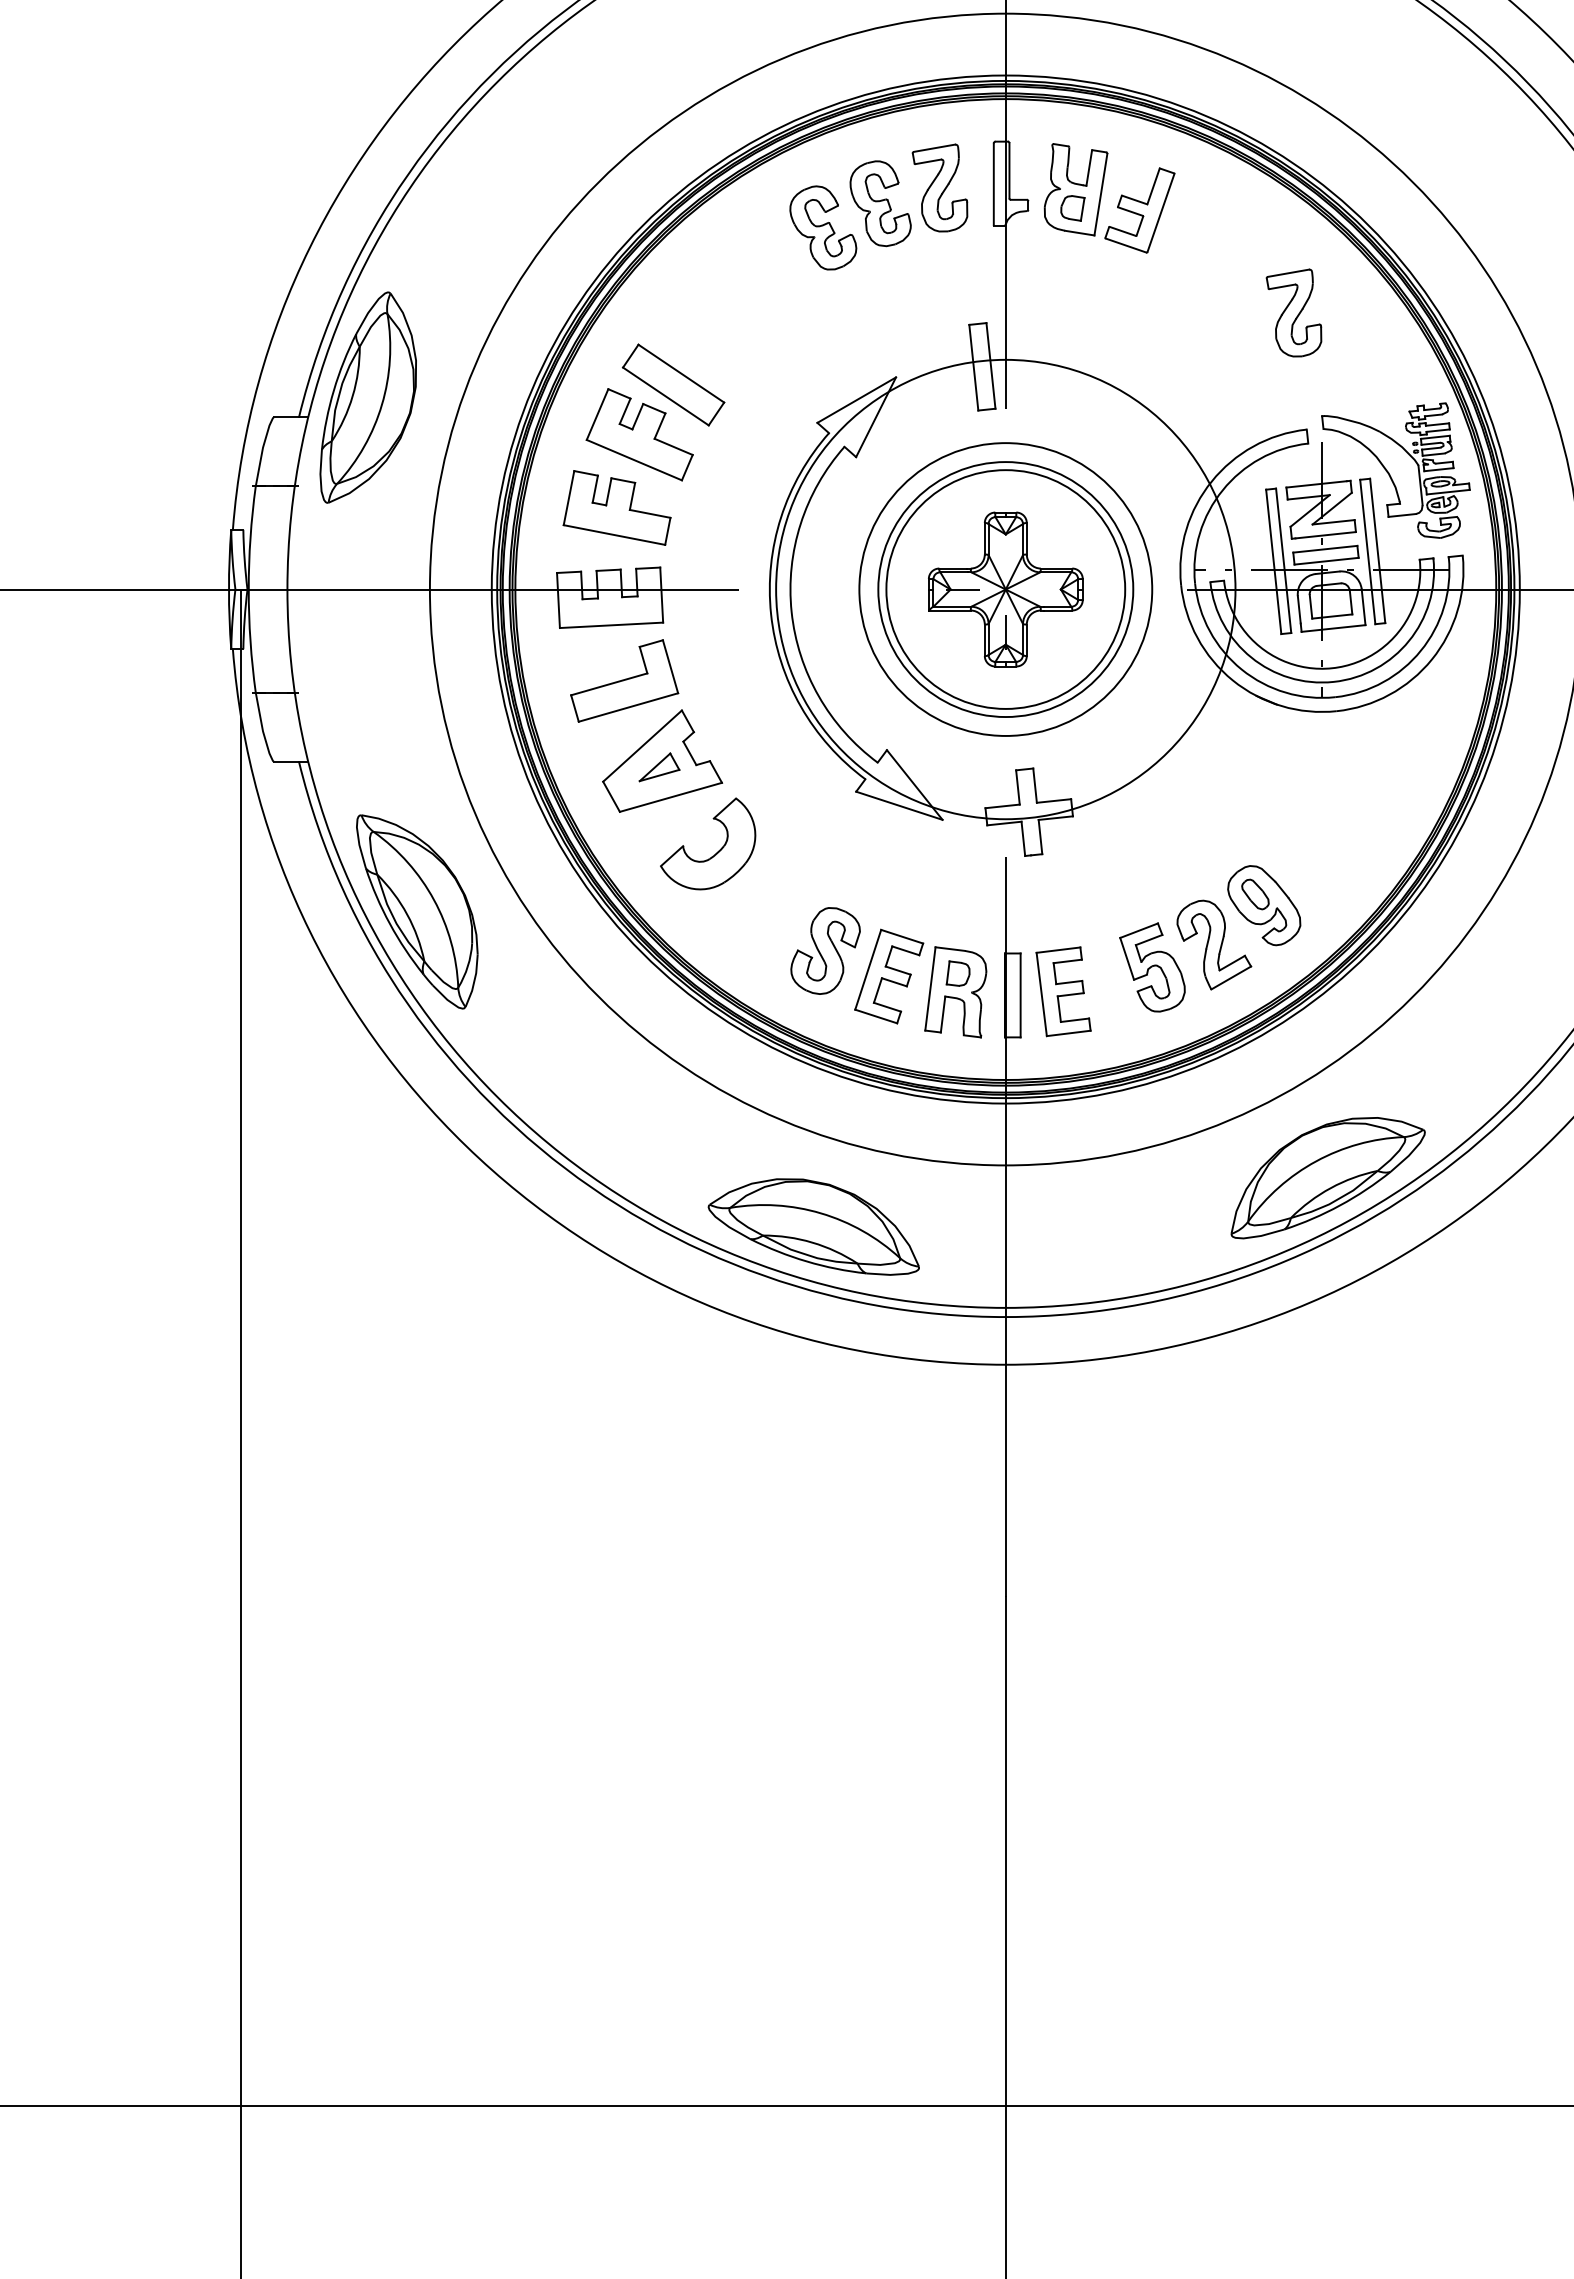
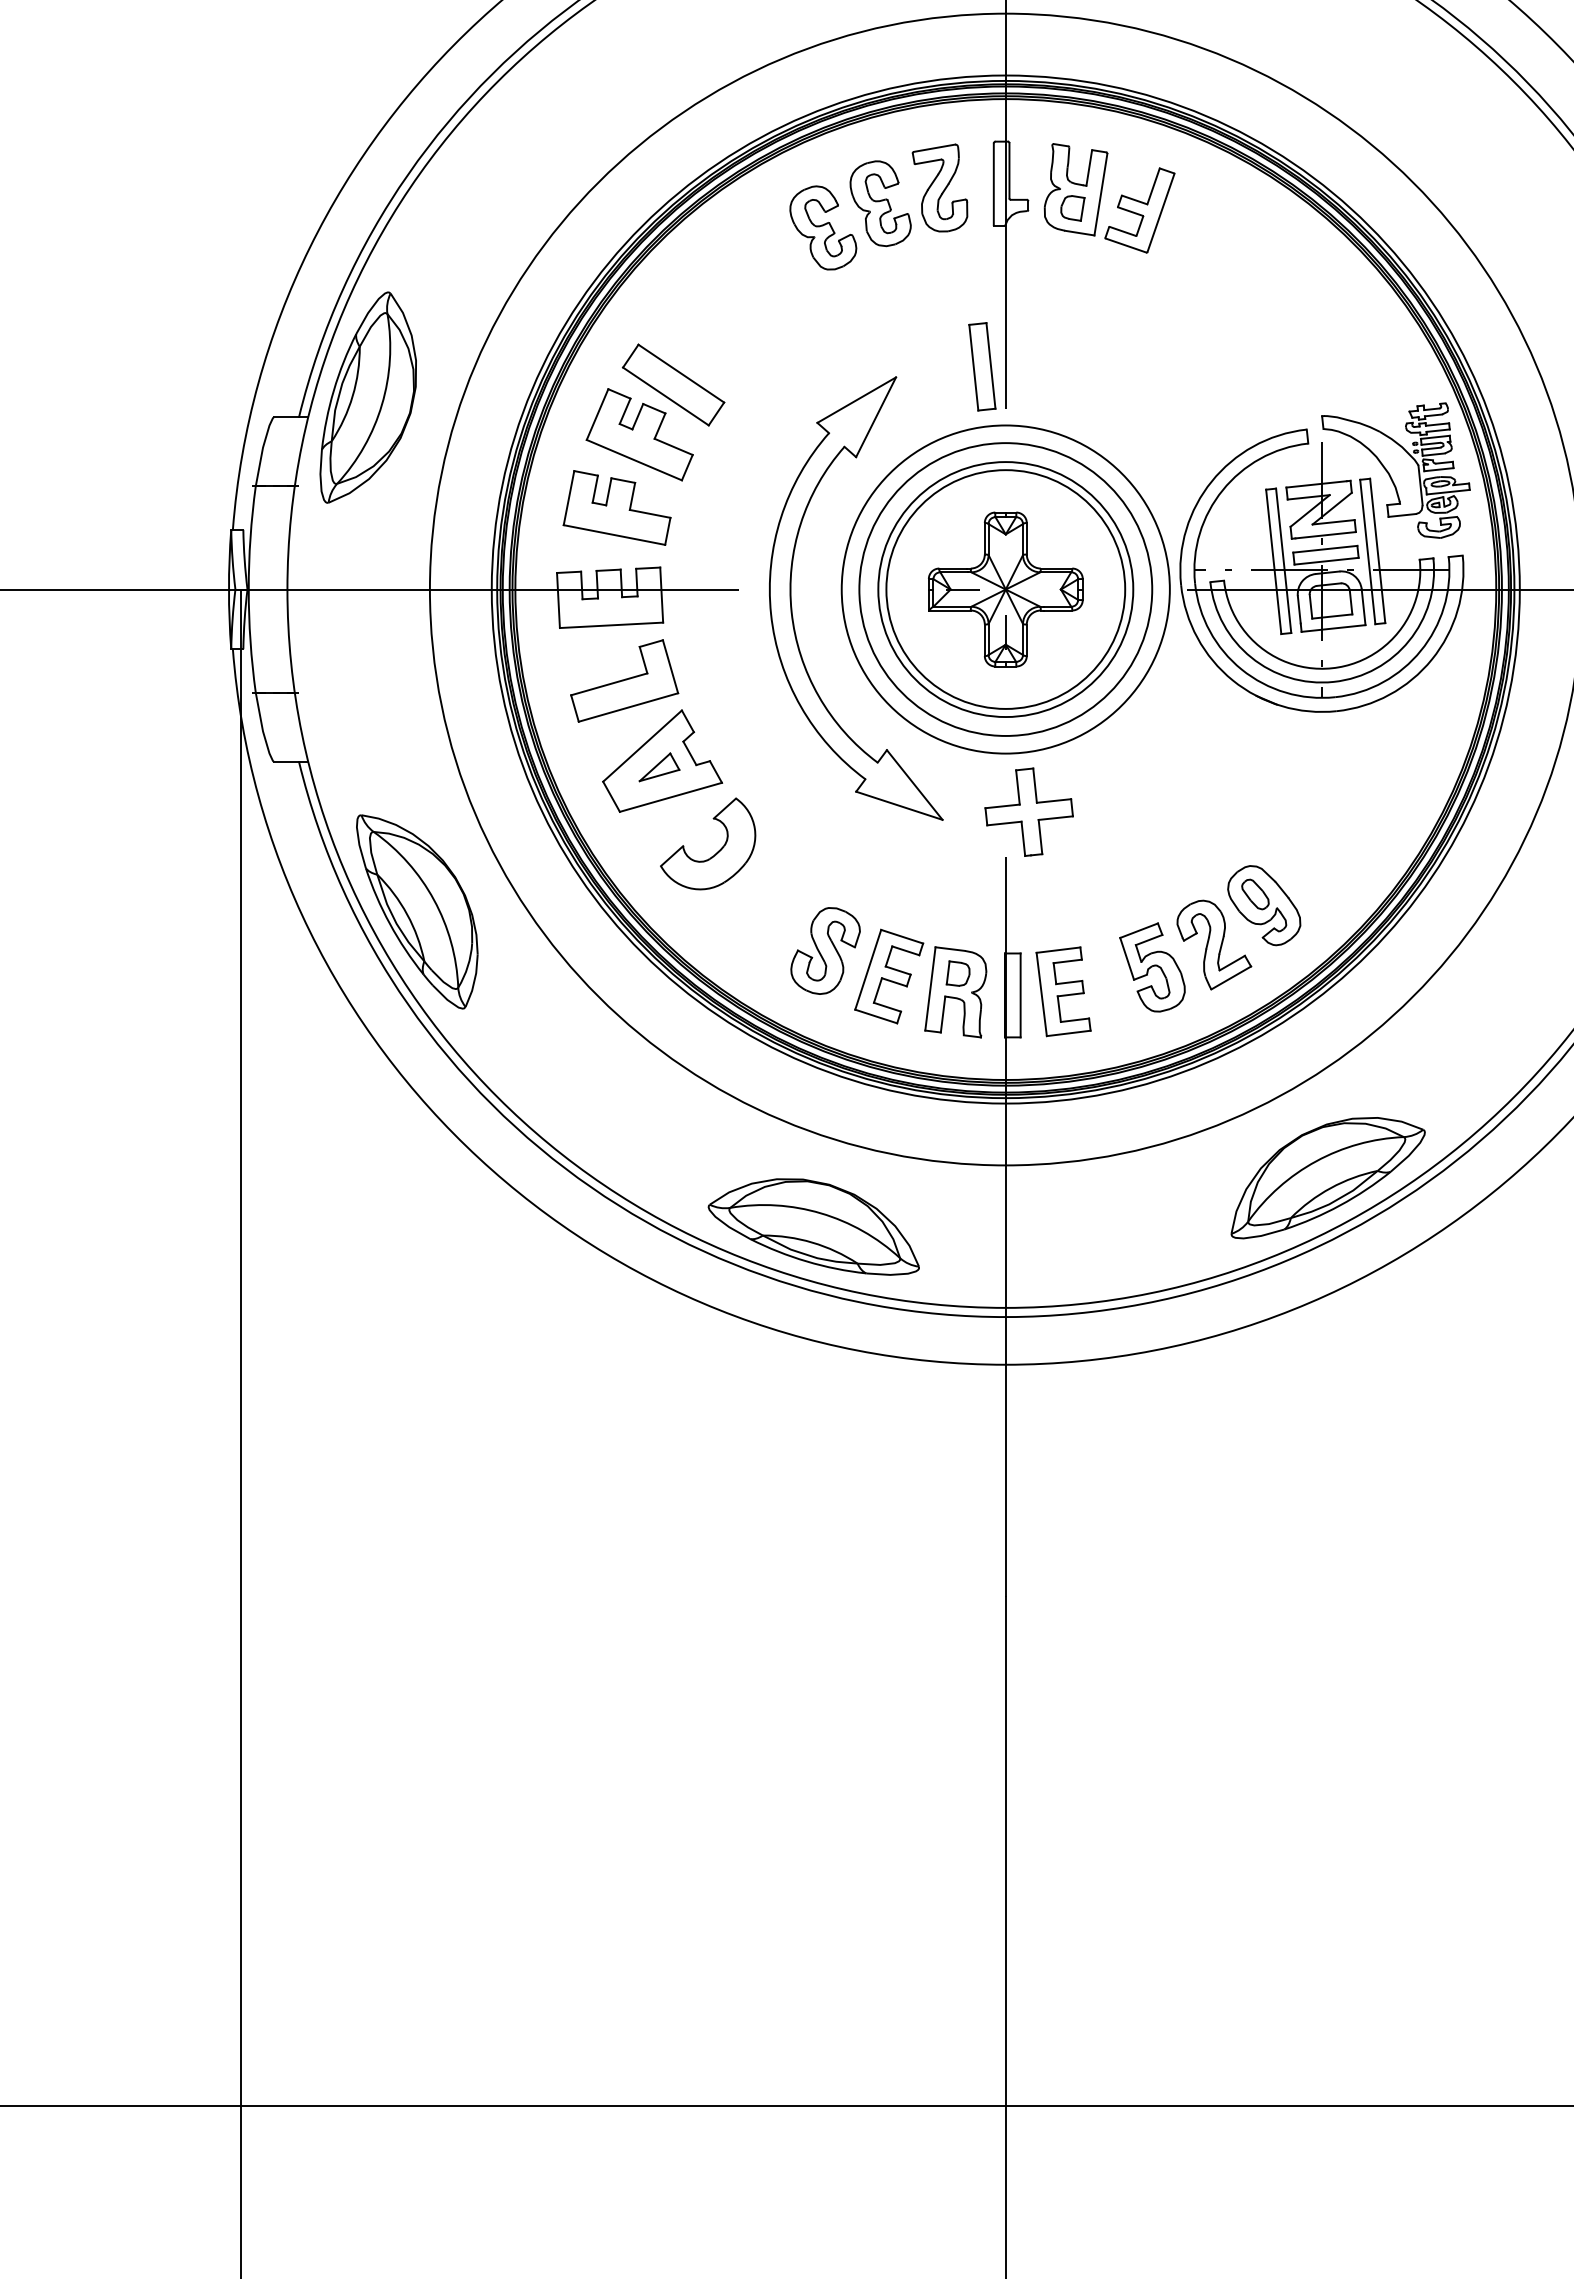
part: present -> none (1293, 312)
circle diameter: 459 px -> 328 px (1005, 589)
